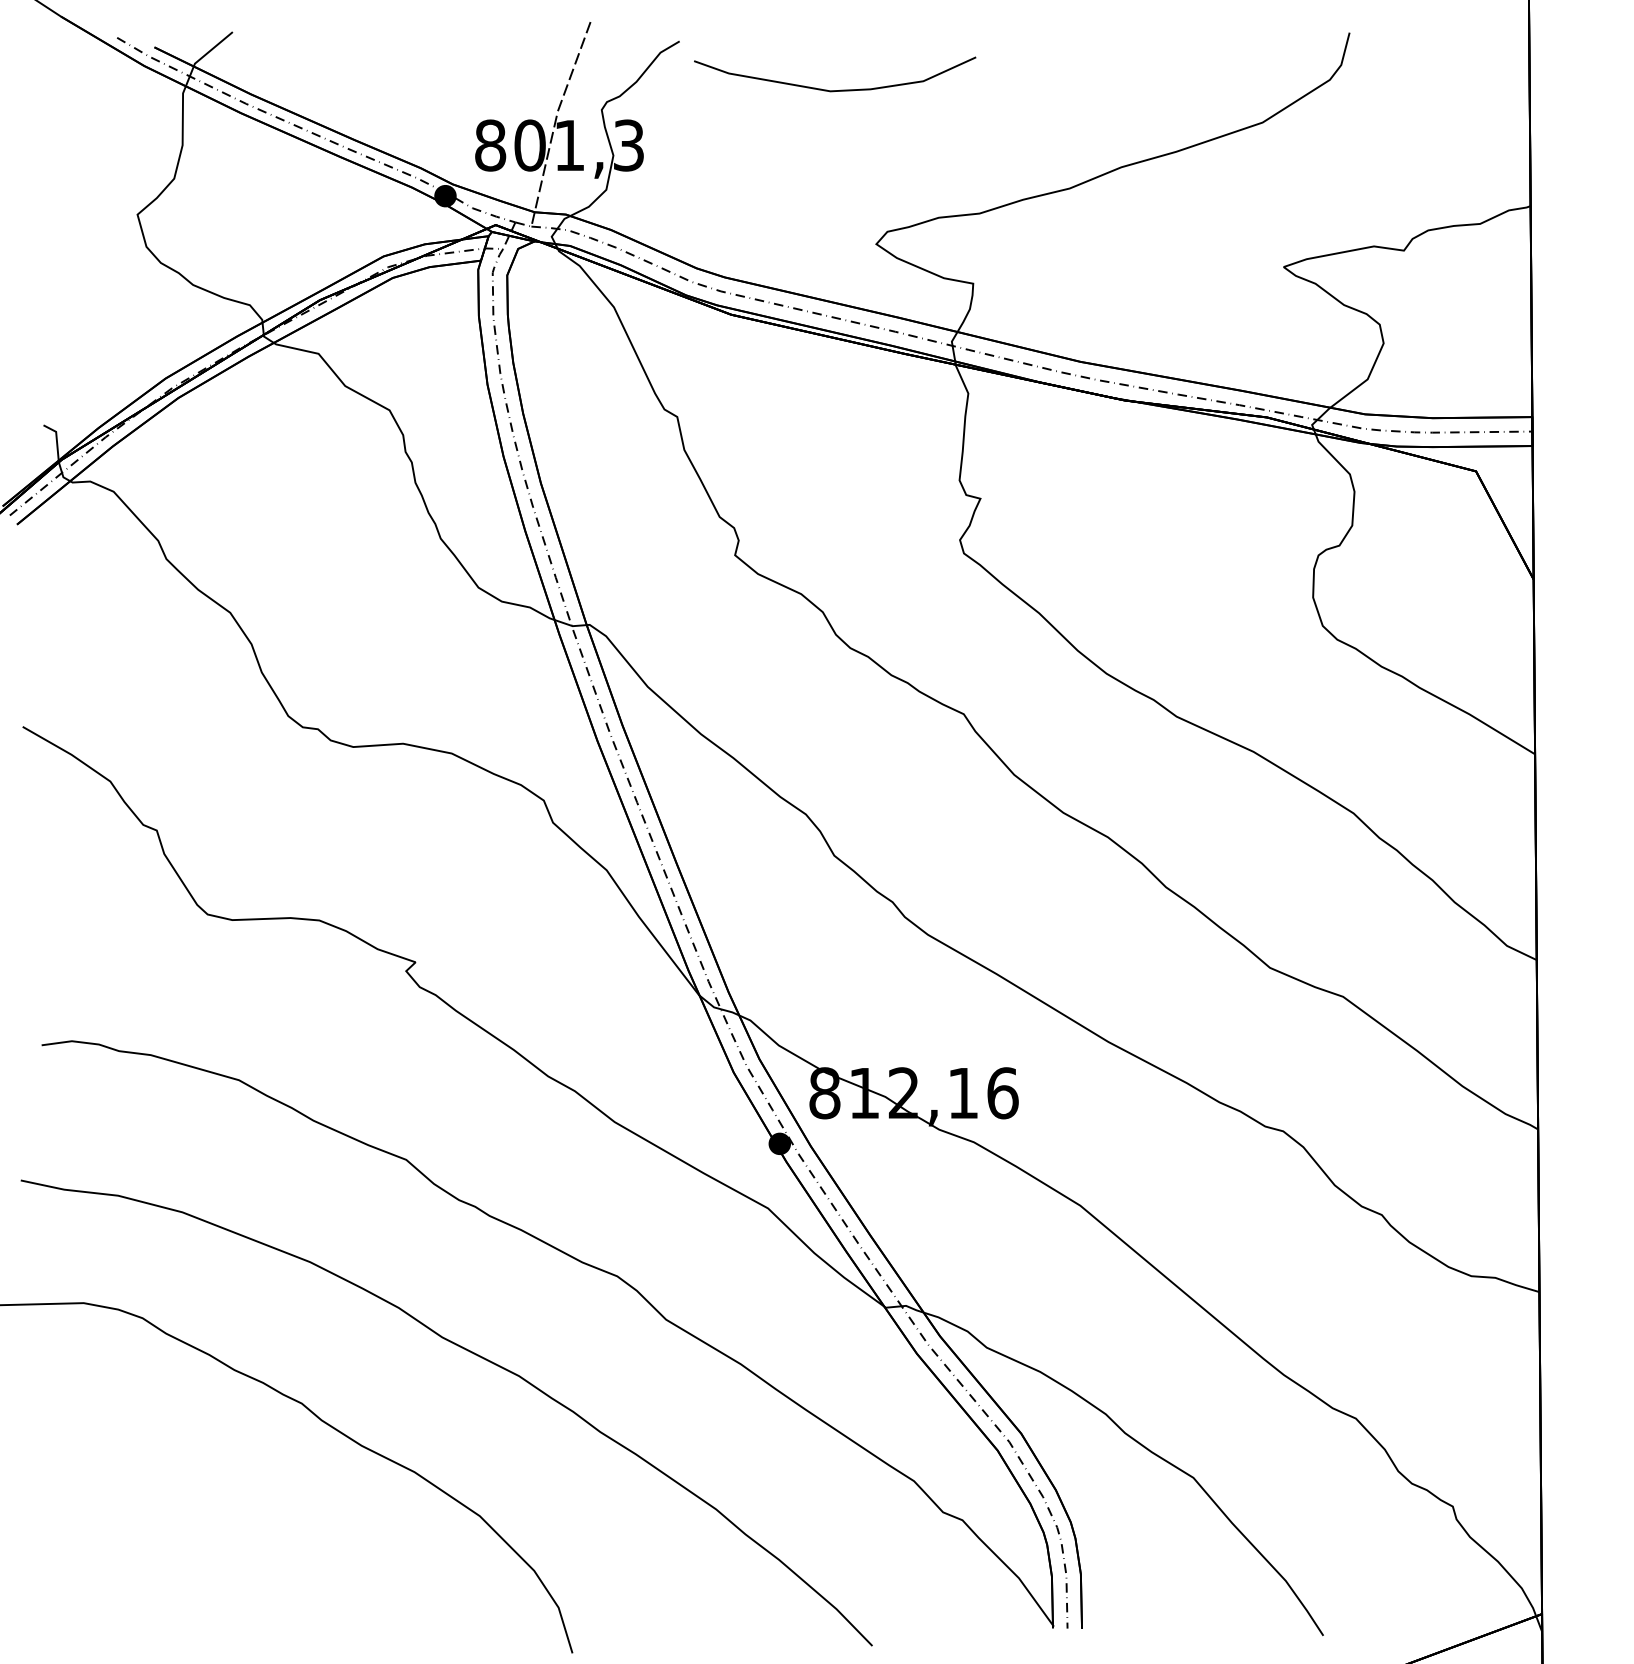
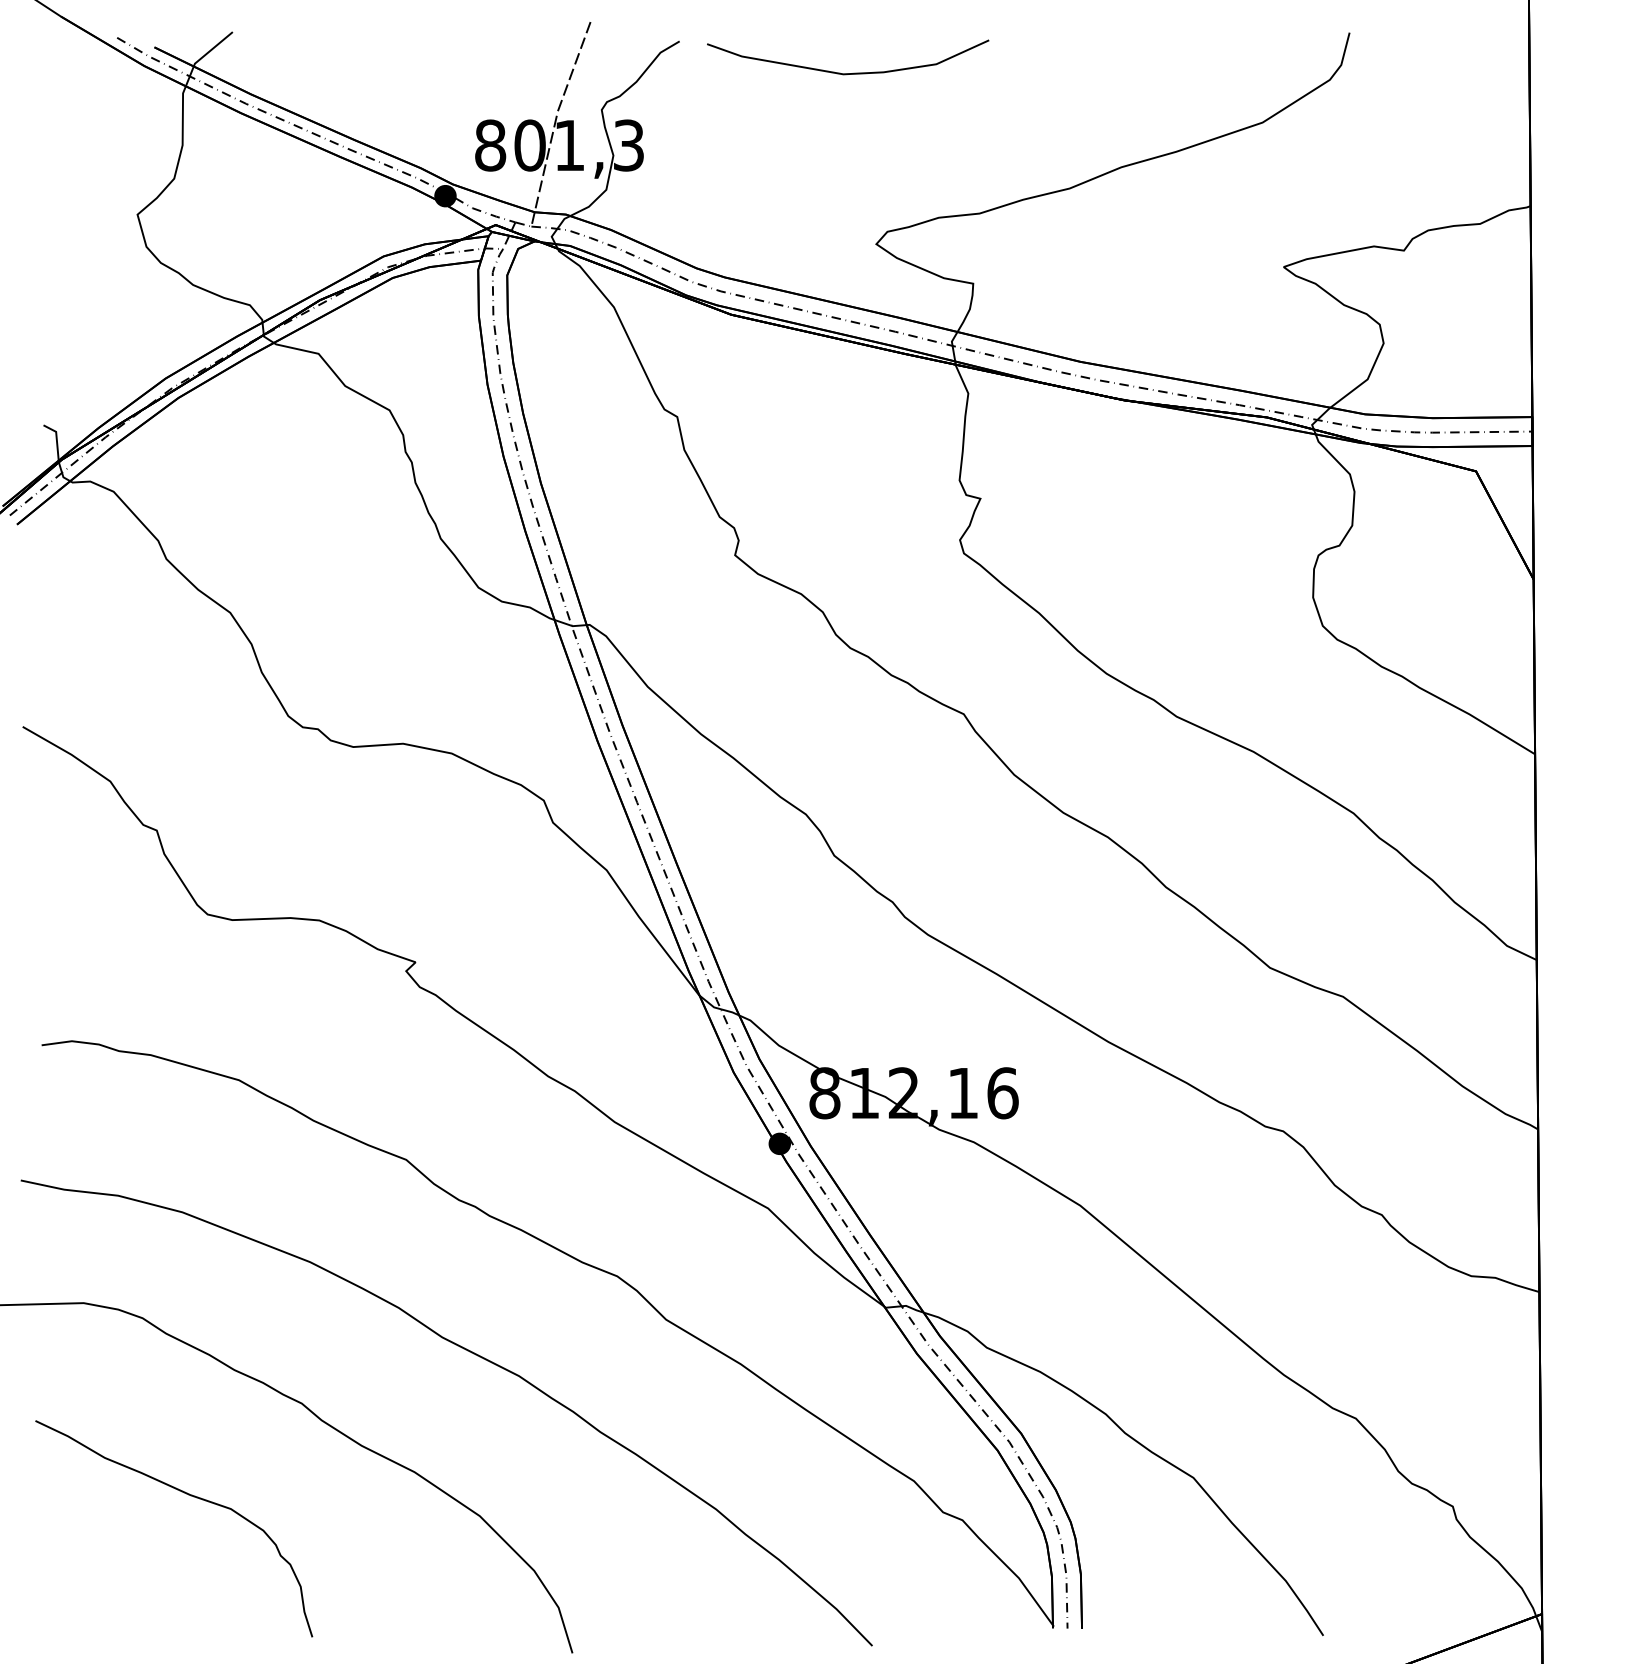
curve position: (840, 89) -> (853, 72) (853, 72)
curve: none -> present (190, 1496)
